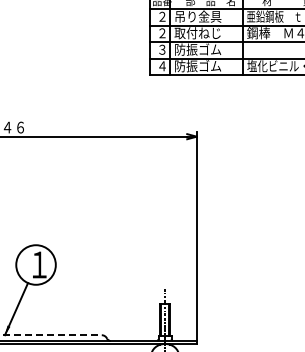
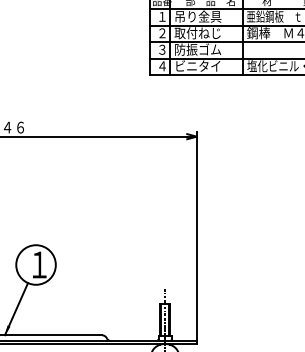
text: ２ -> １ (162, 15)
text: 防振ゴム -> ビニタイ (197, 66)
line: dashed -> solid (50, 335)
